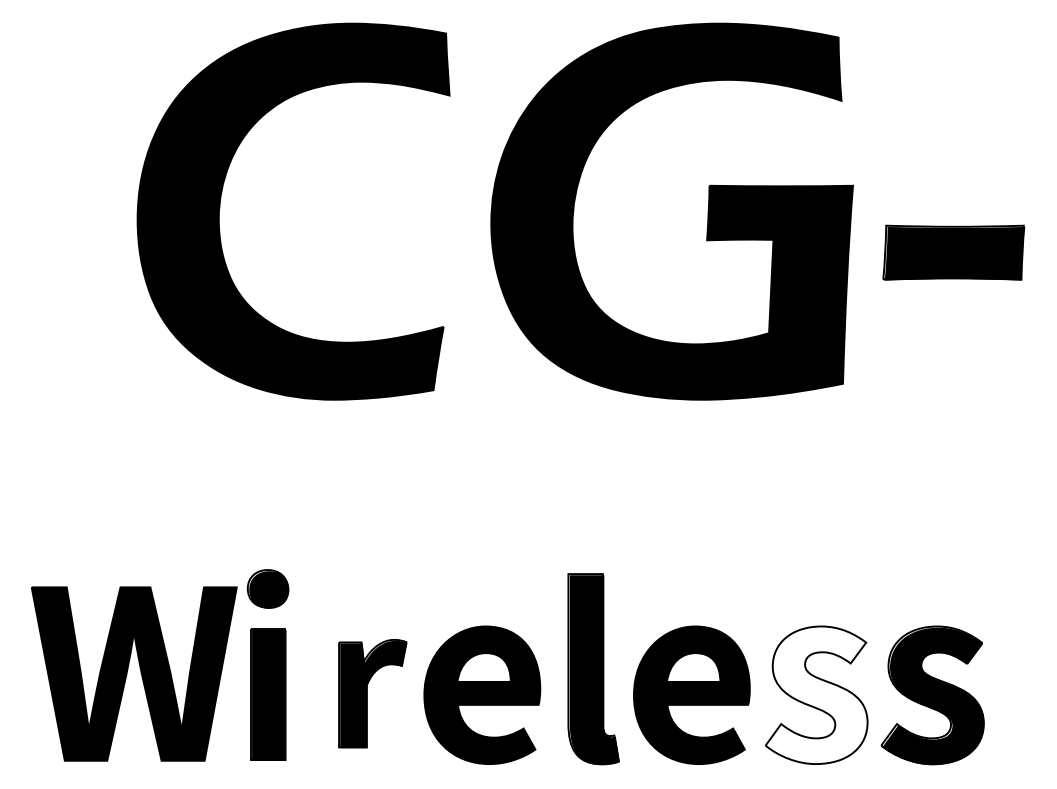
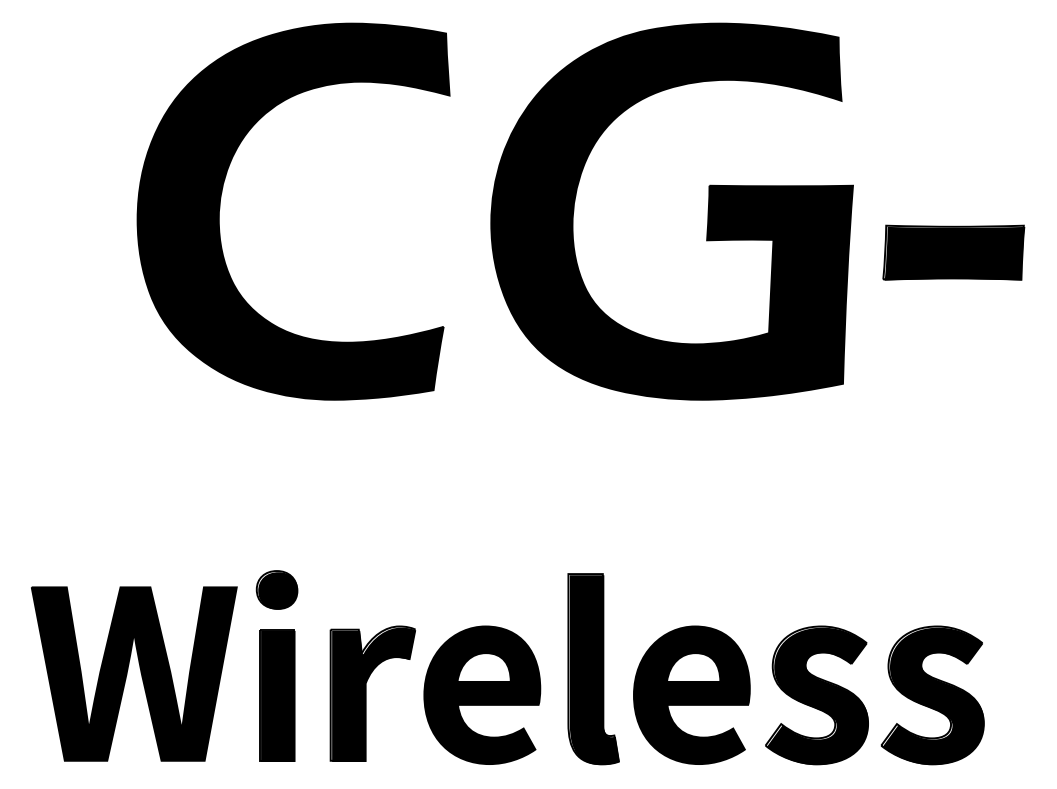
part position: (267, 664) -> (276, 665) (276, 665)
part size: 70x110 px -> 87x137 px (372, 693)
fill: none -> present (817, 696)
